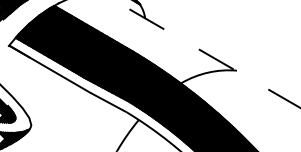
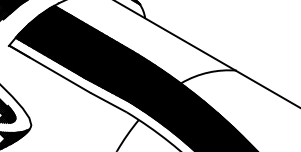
line: dashed -> solid (207, 54)
